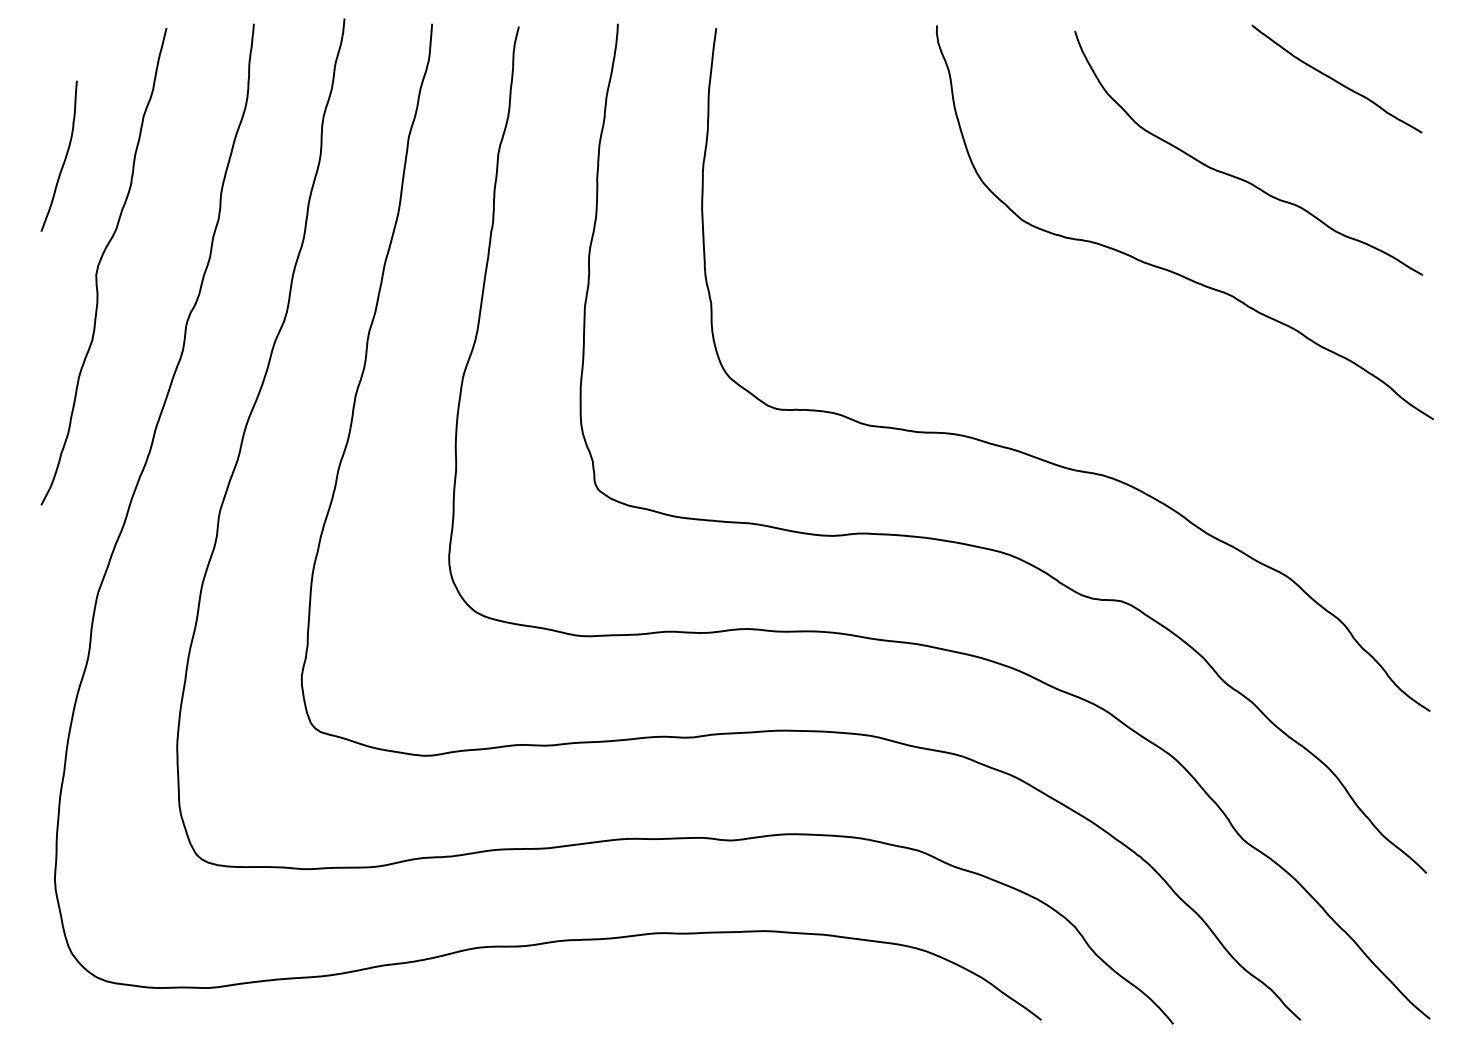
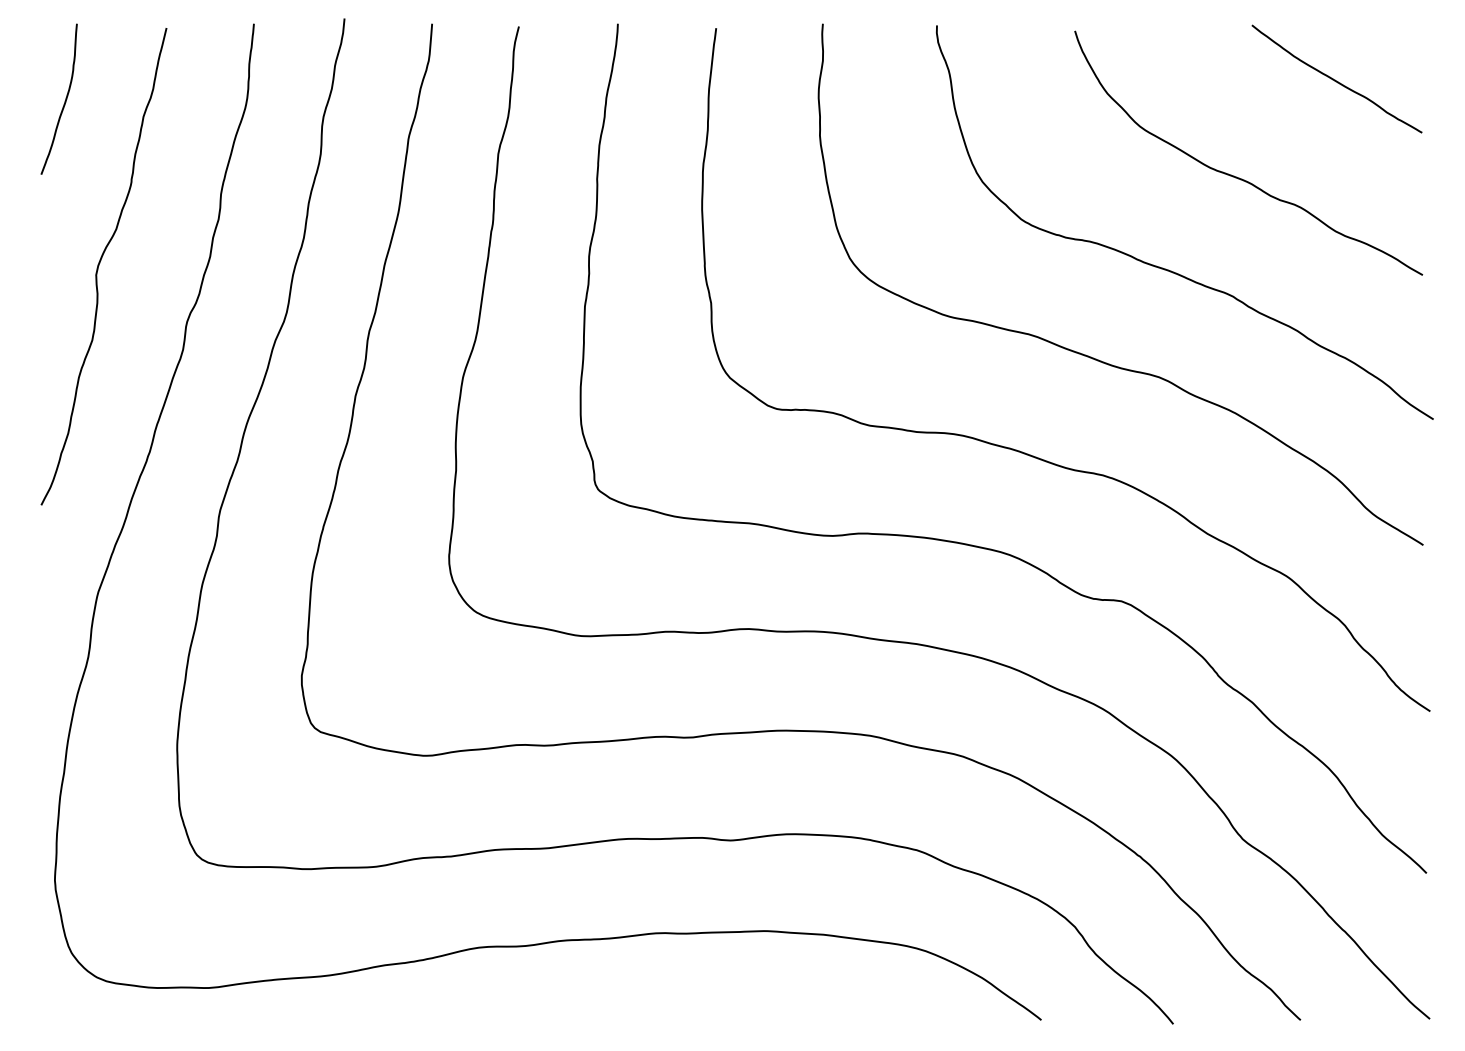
curve position: (64, 158) -> (64, 101) (64, 101)
curve: none -> present (1091, 356)
